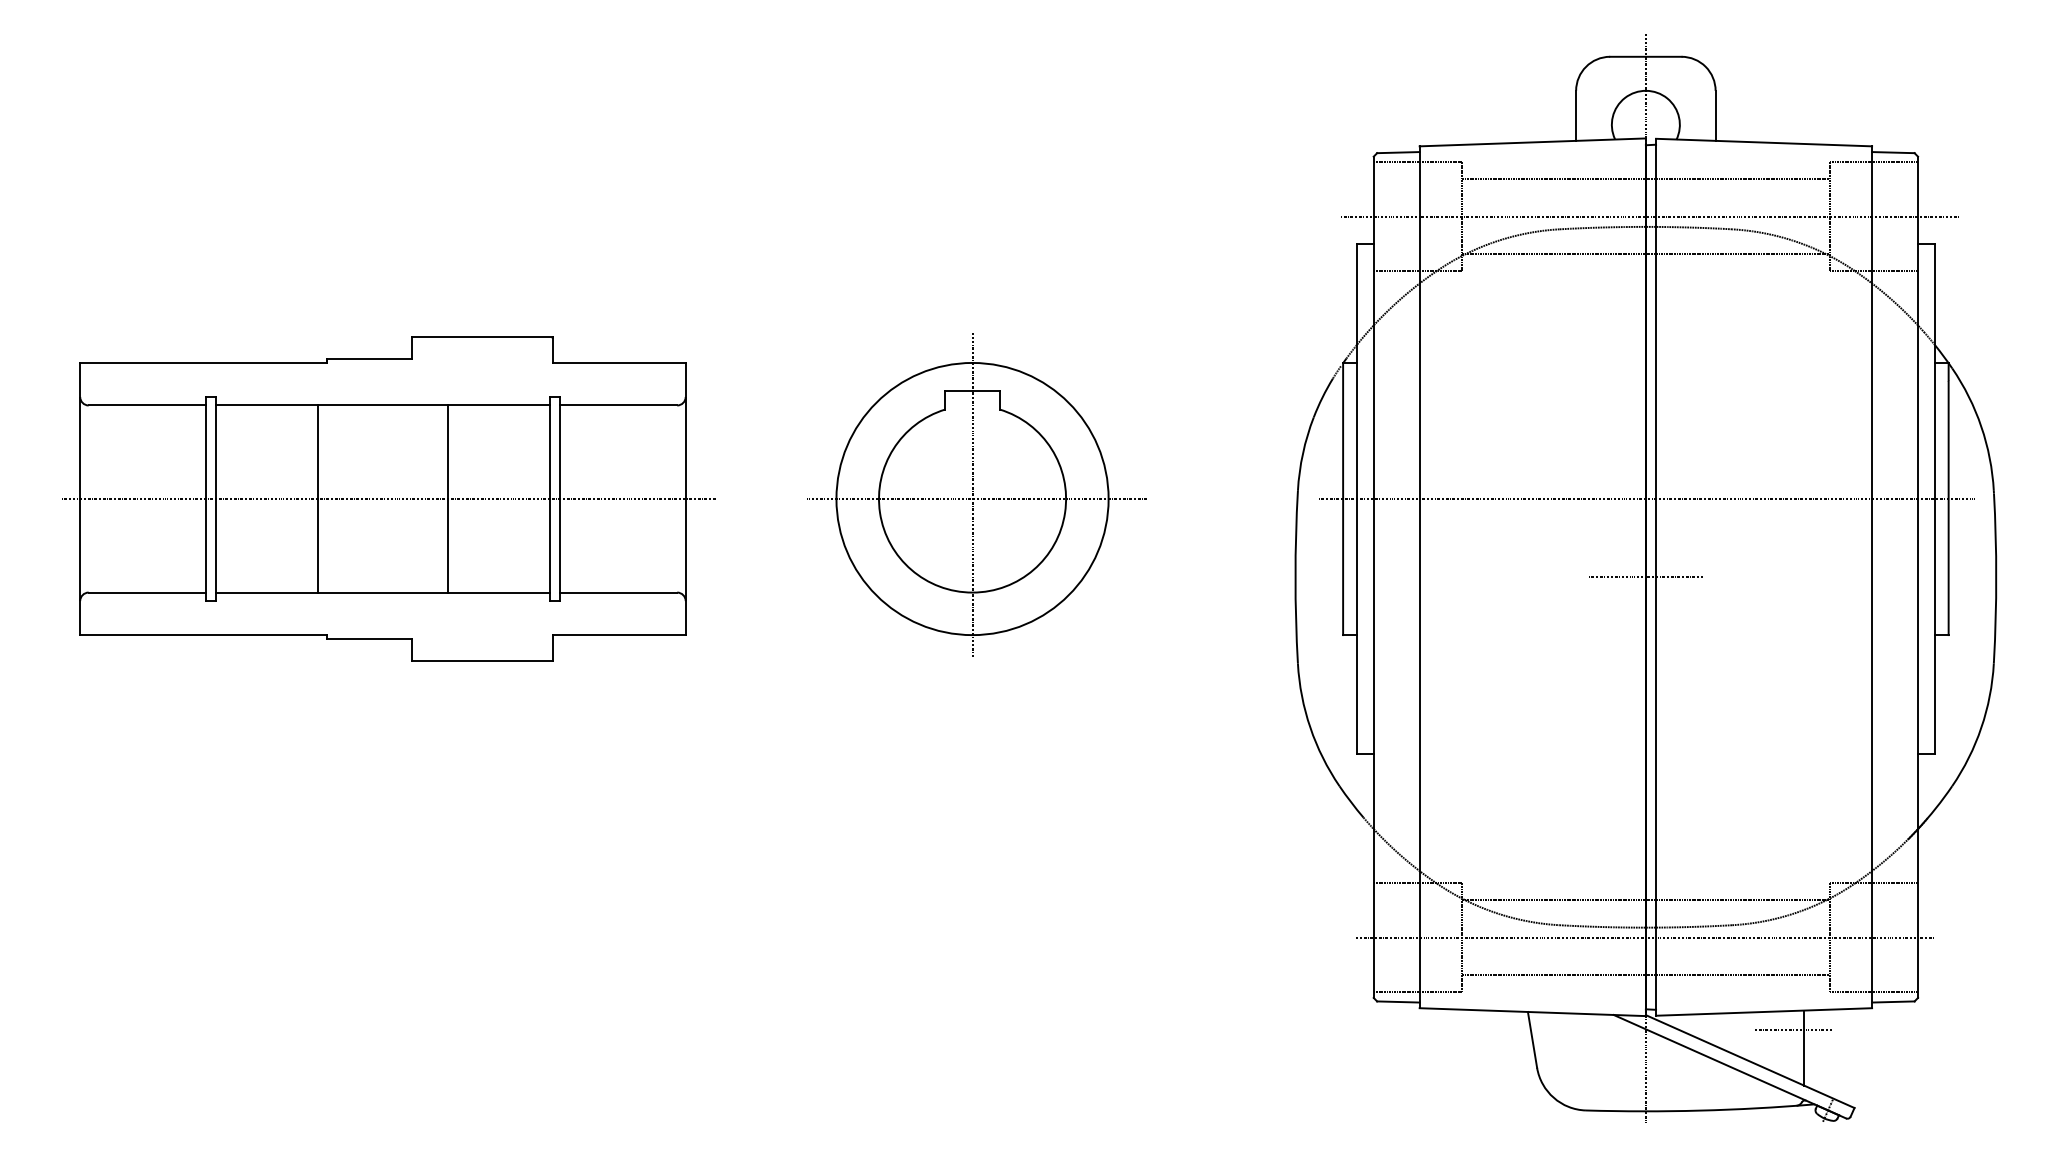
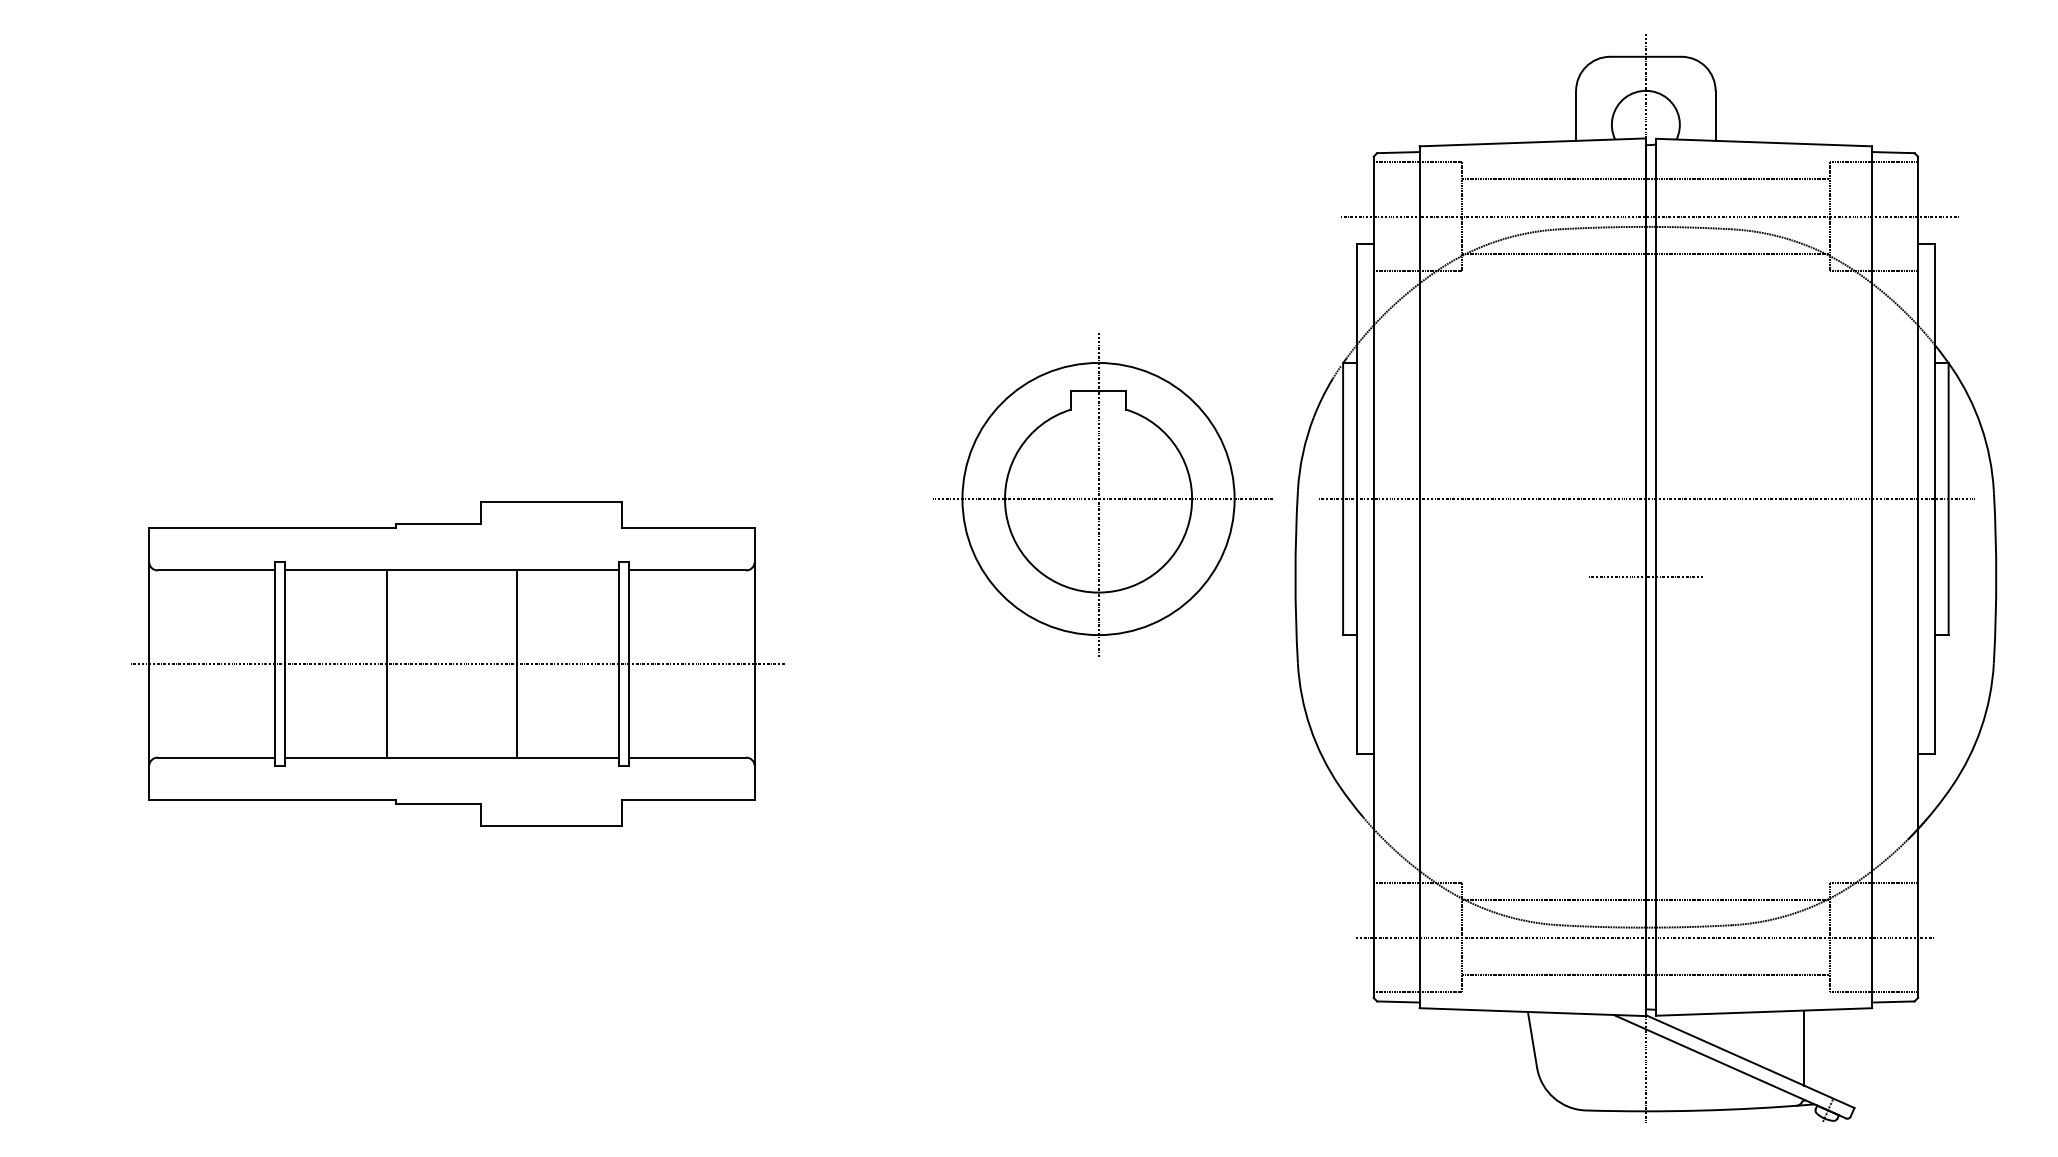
part position: (976, 494) -> (1102, 494) (1102, 494)
part position: (388, 498) -> (457, 663) (457, 663)
line: present -> none (1793, 1029)
